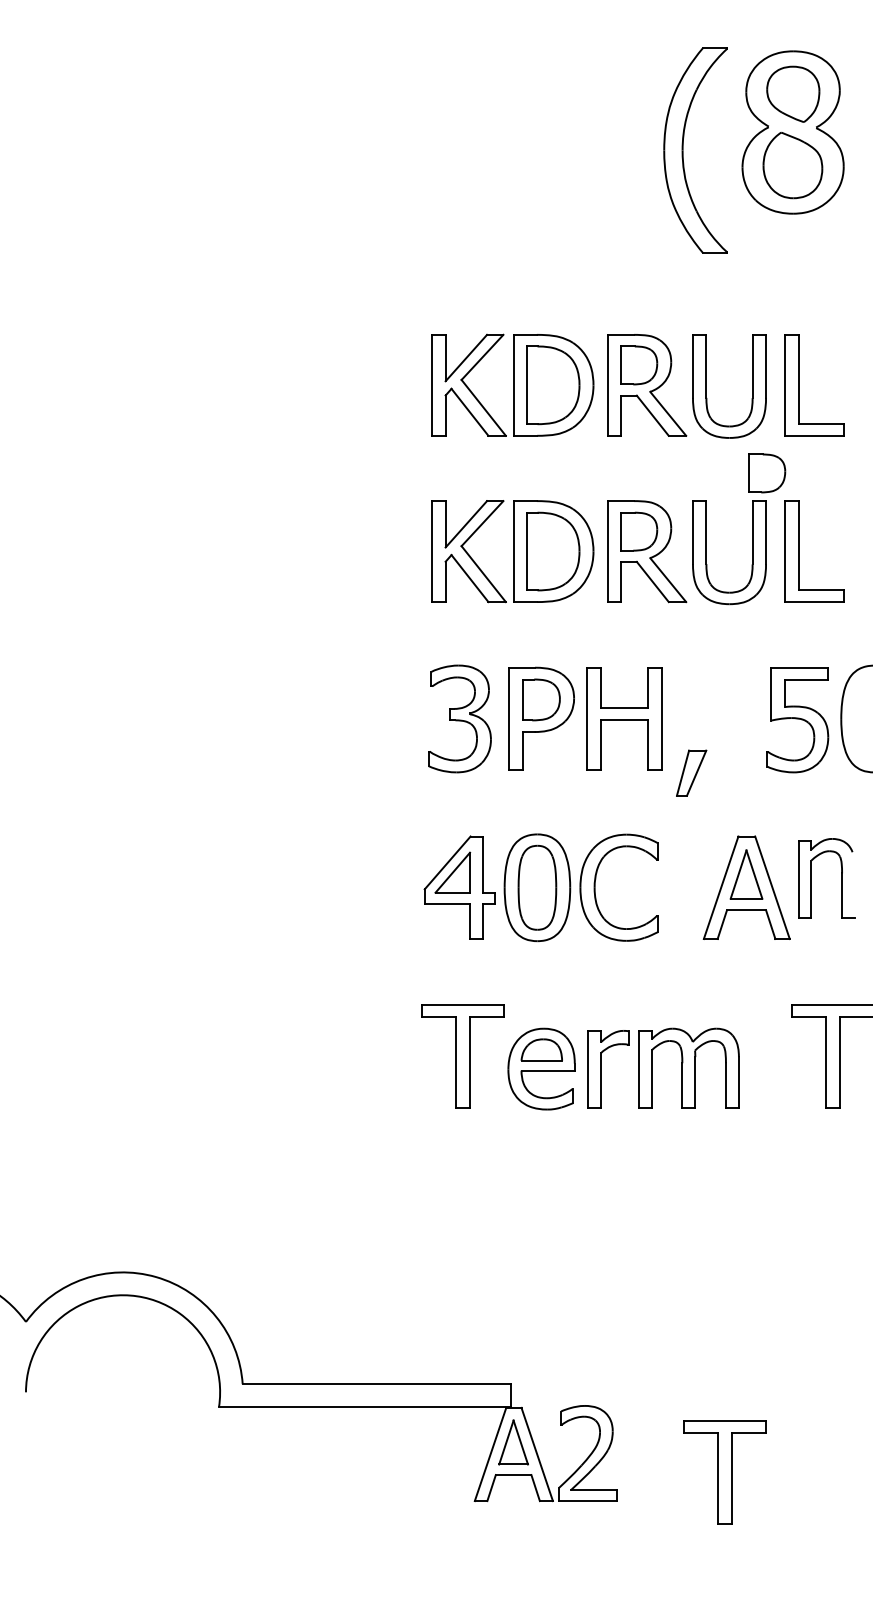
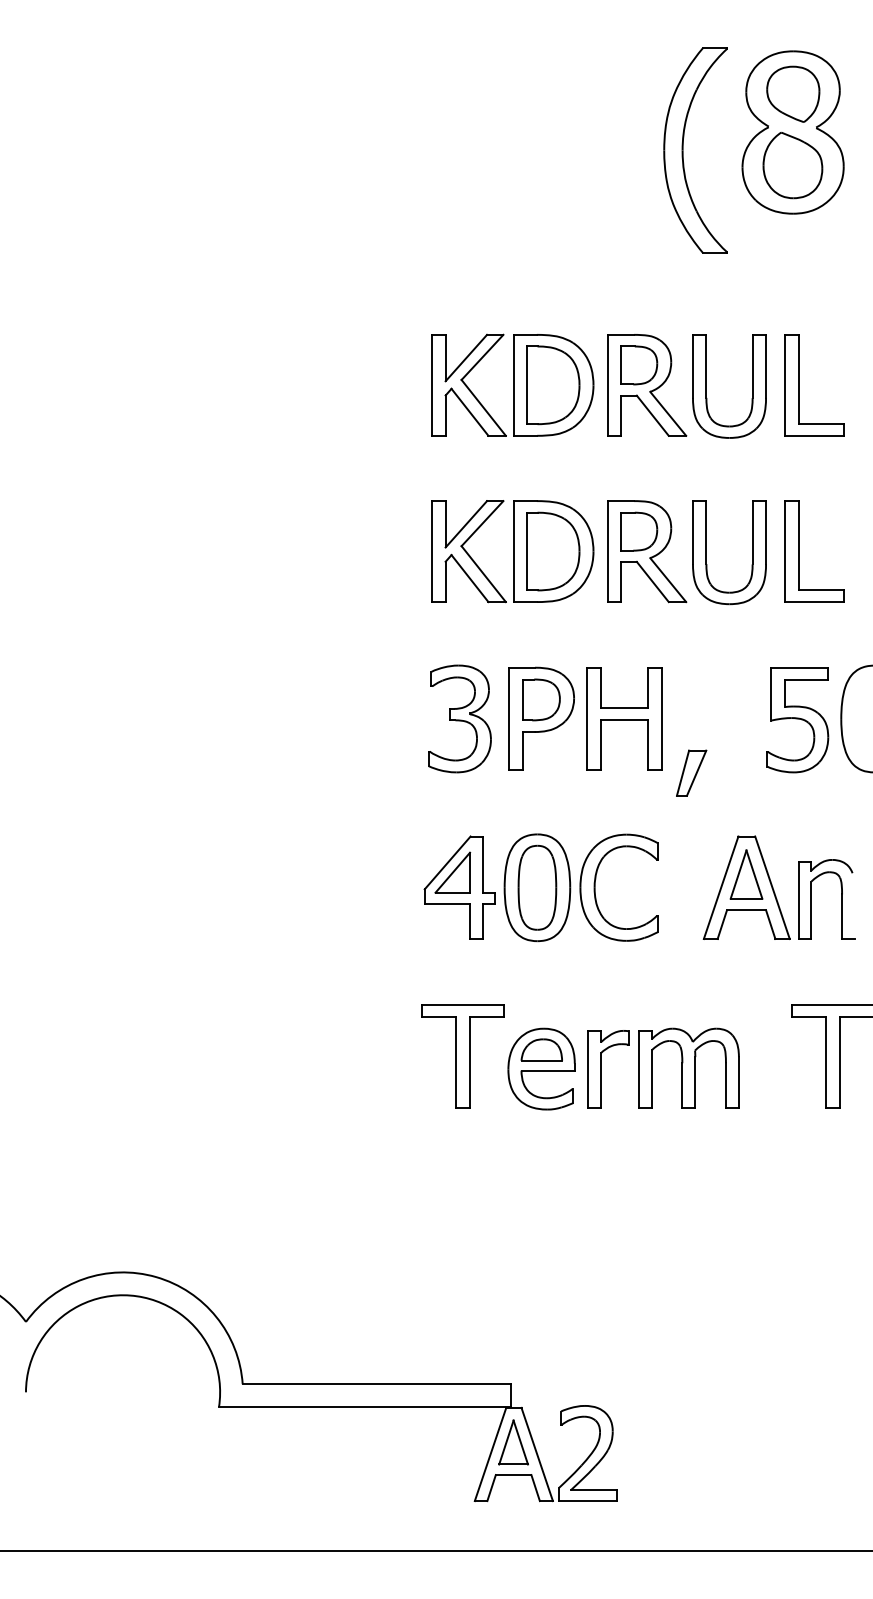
part: present -> none (767, 473)
part position: (811, 878) -> (811, 899) (811, 899)
part: present -> none (724, 1472)
line: none -> present (435, 1551)
